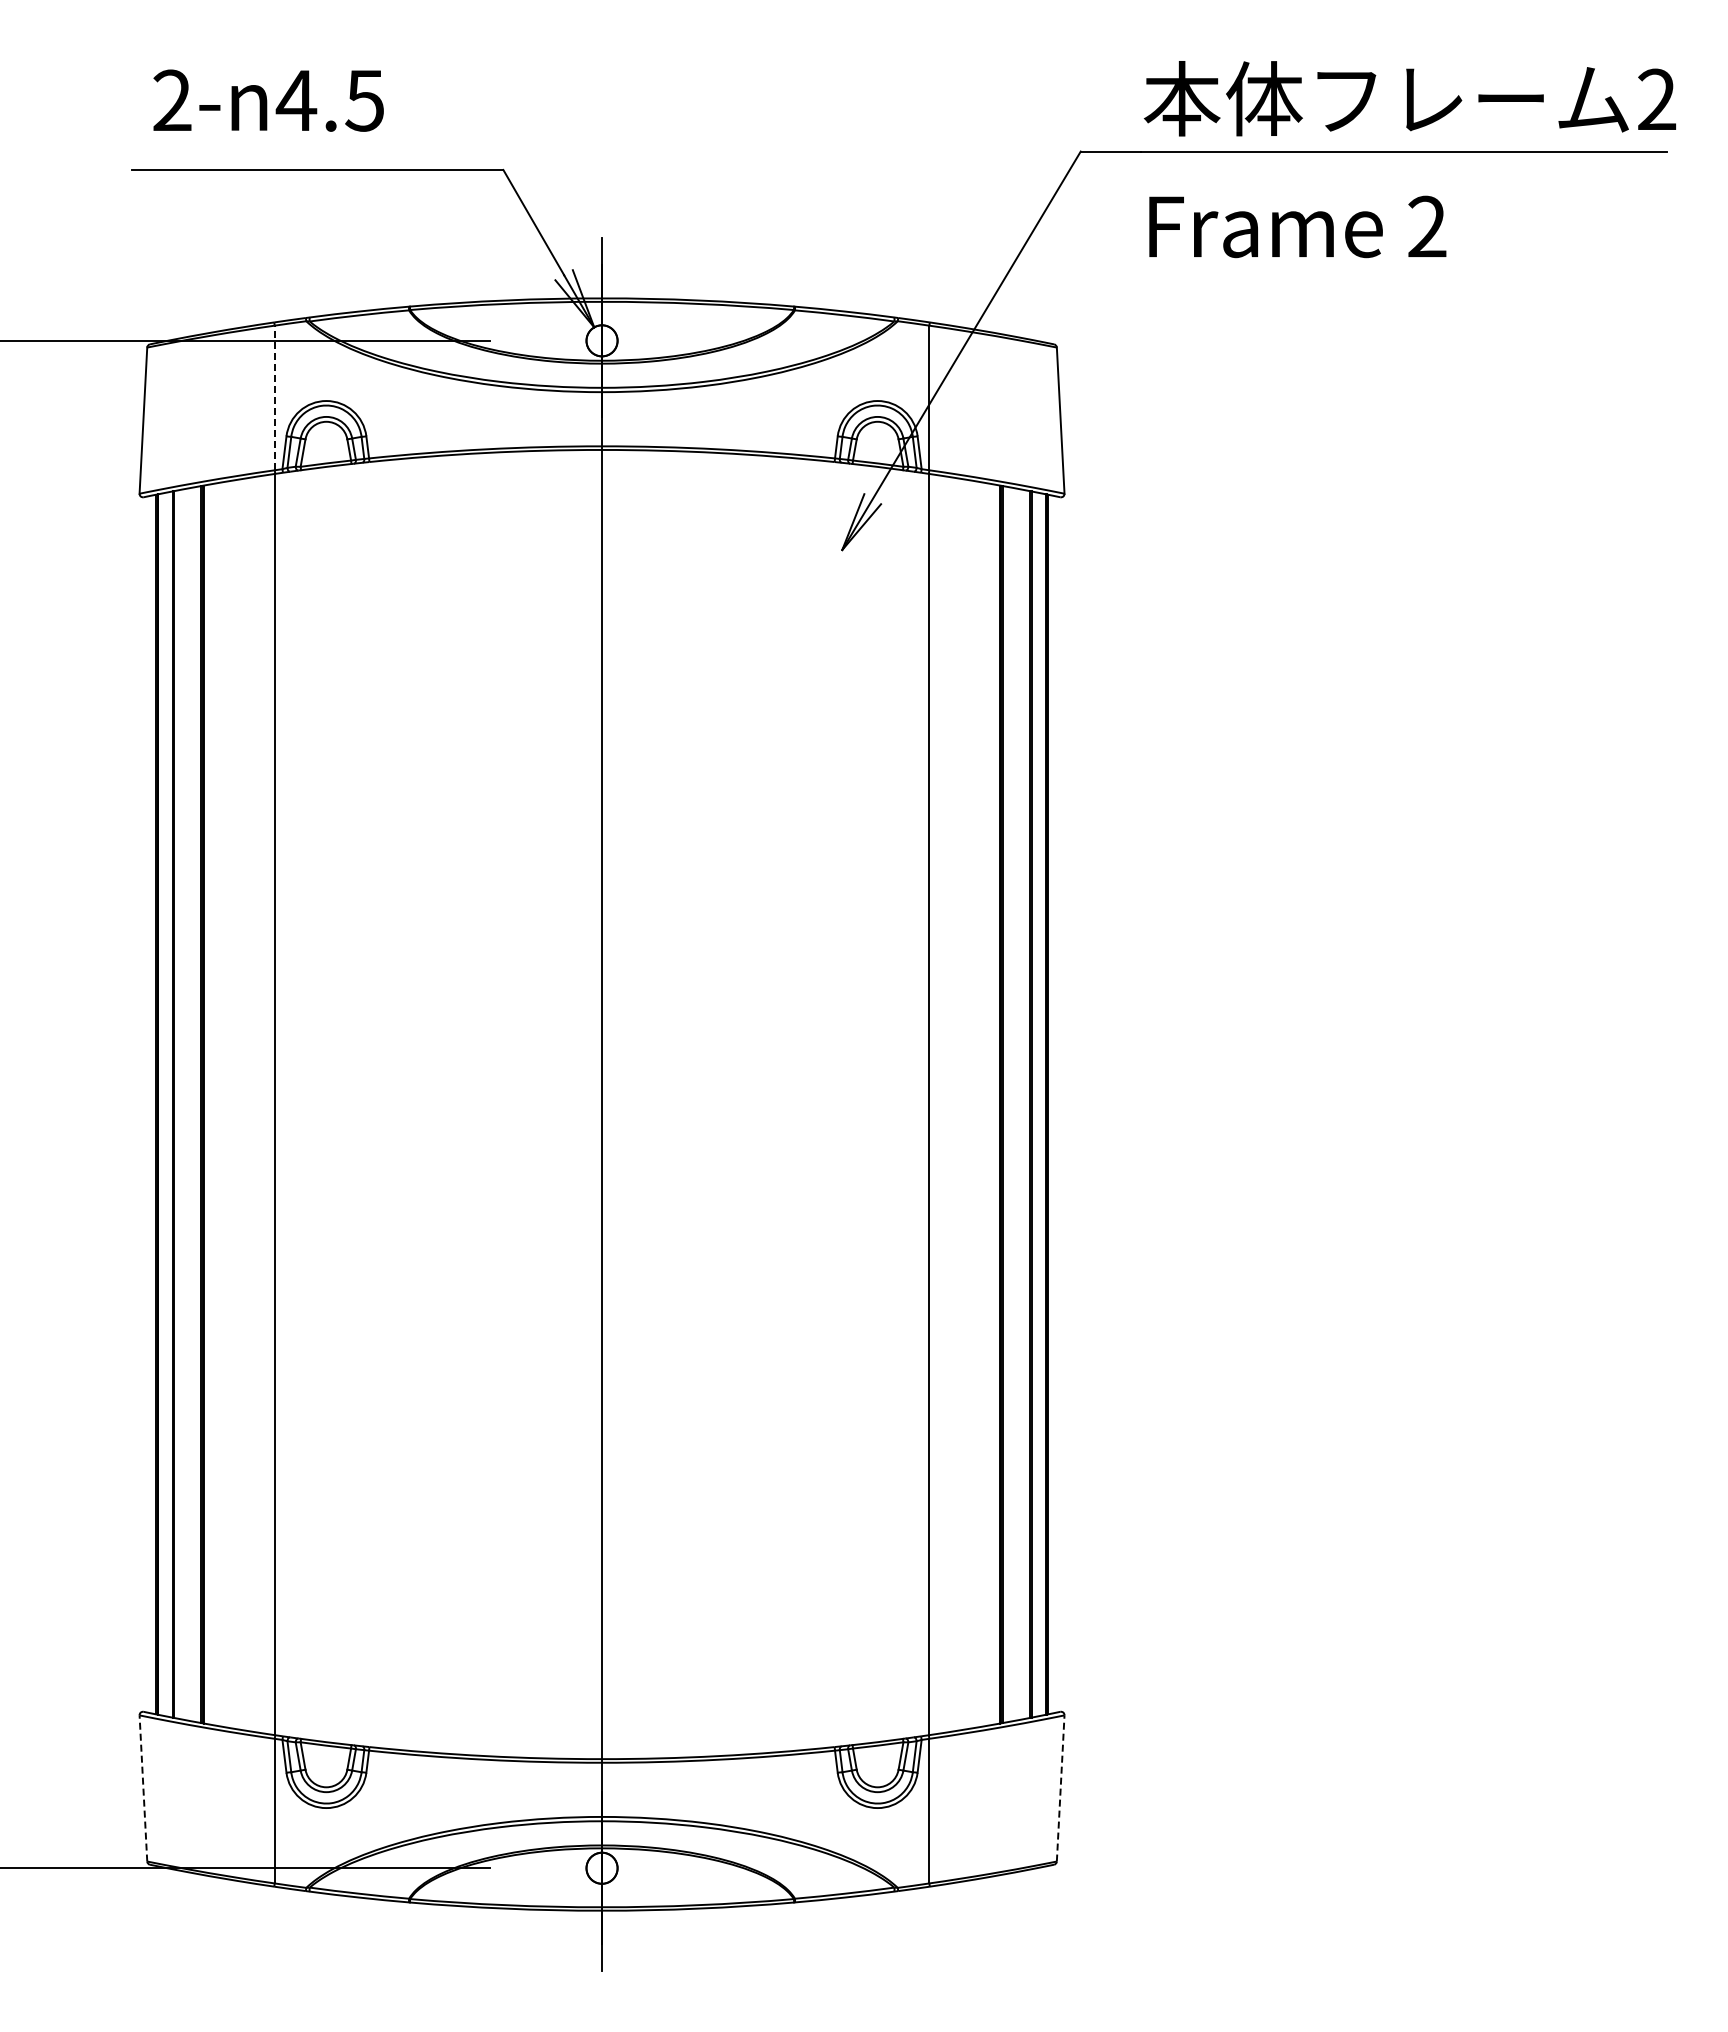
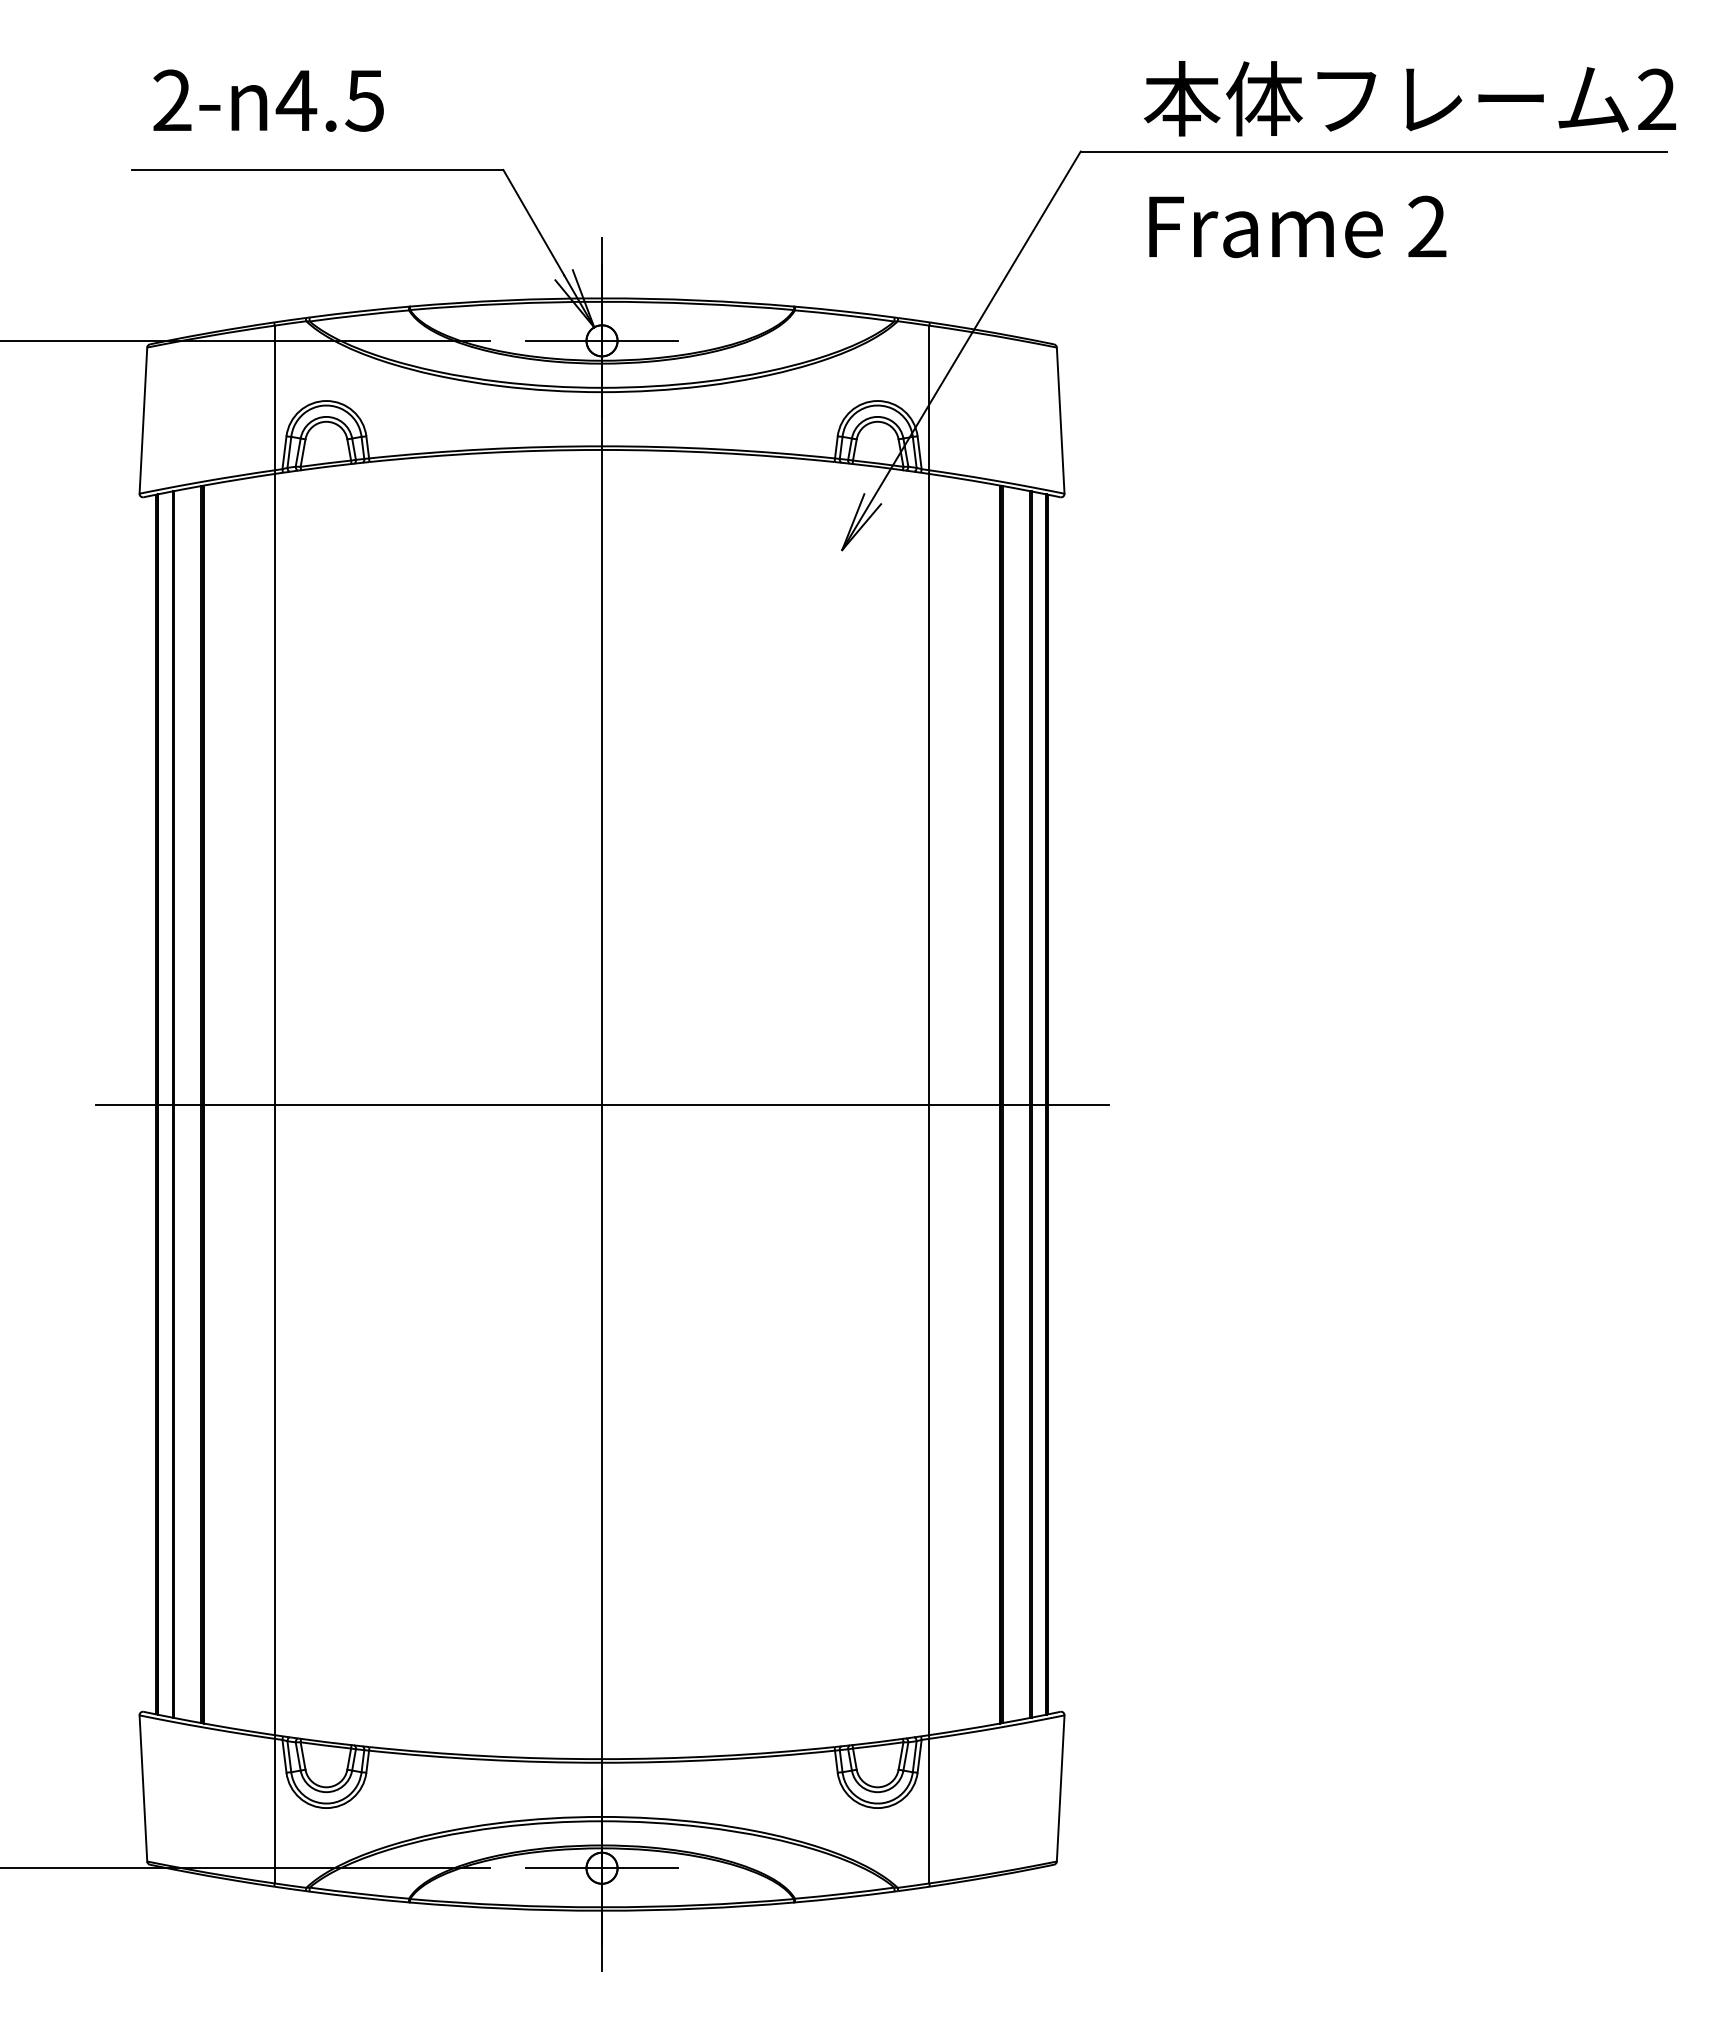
line: none -> present (601, 340)
line: dashed -> solid (274, 397)
line: none -> present (601, 1104)
line: dashed -> solid (143, 1787)
line: dashed -> solid (1060, 1787)
line: none -> present (601, 1868)
